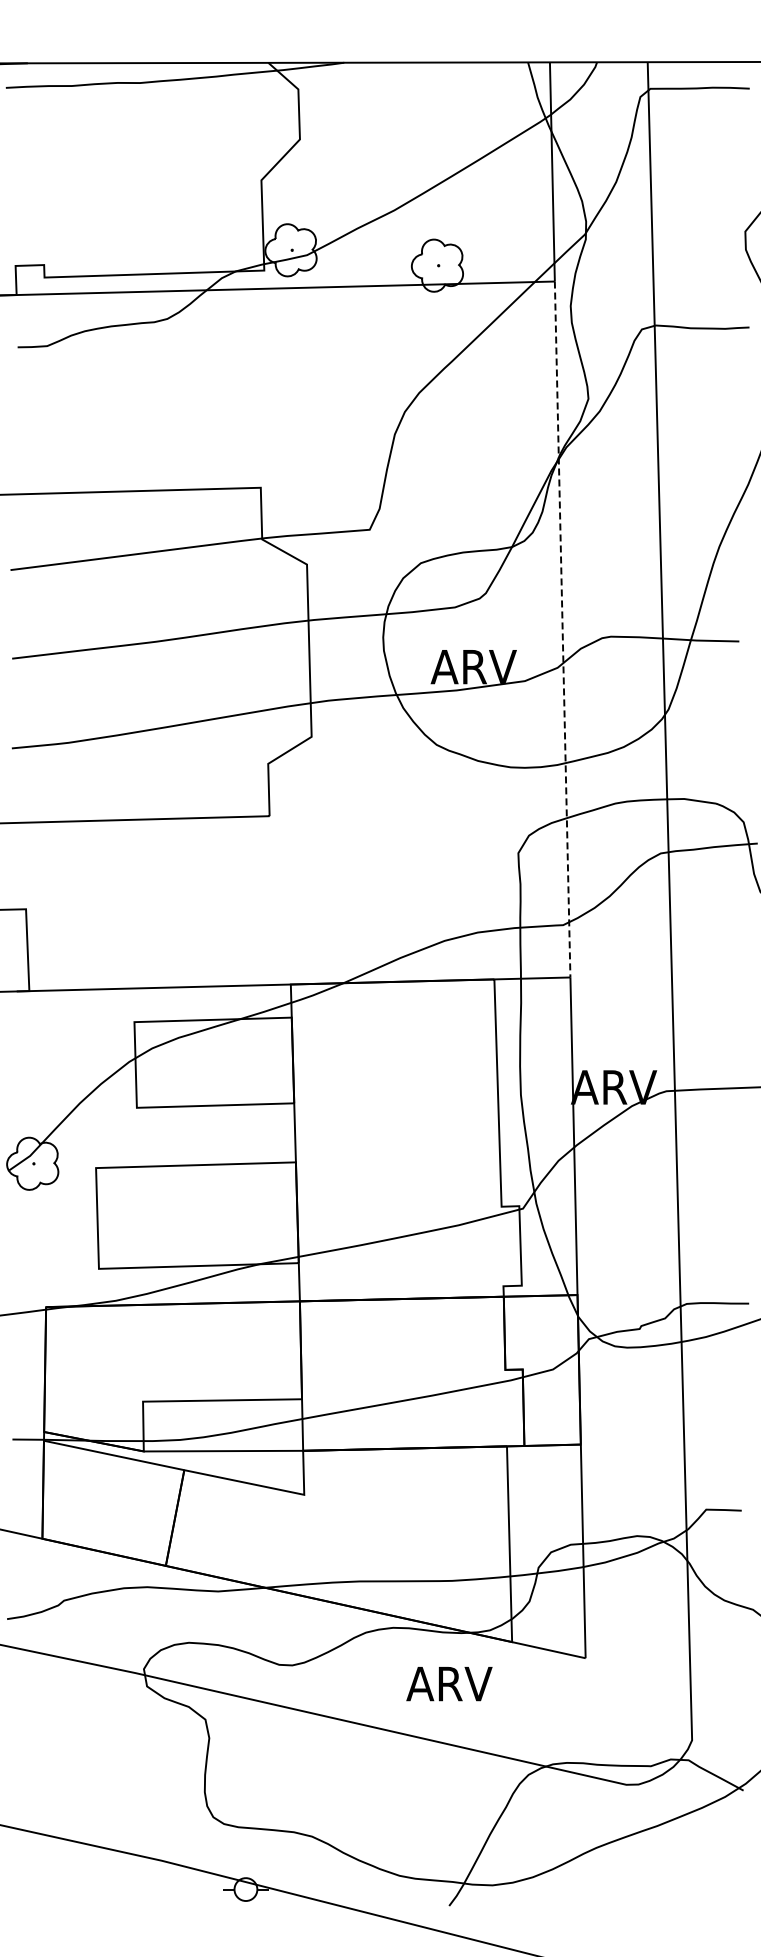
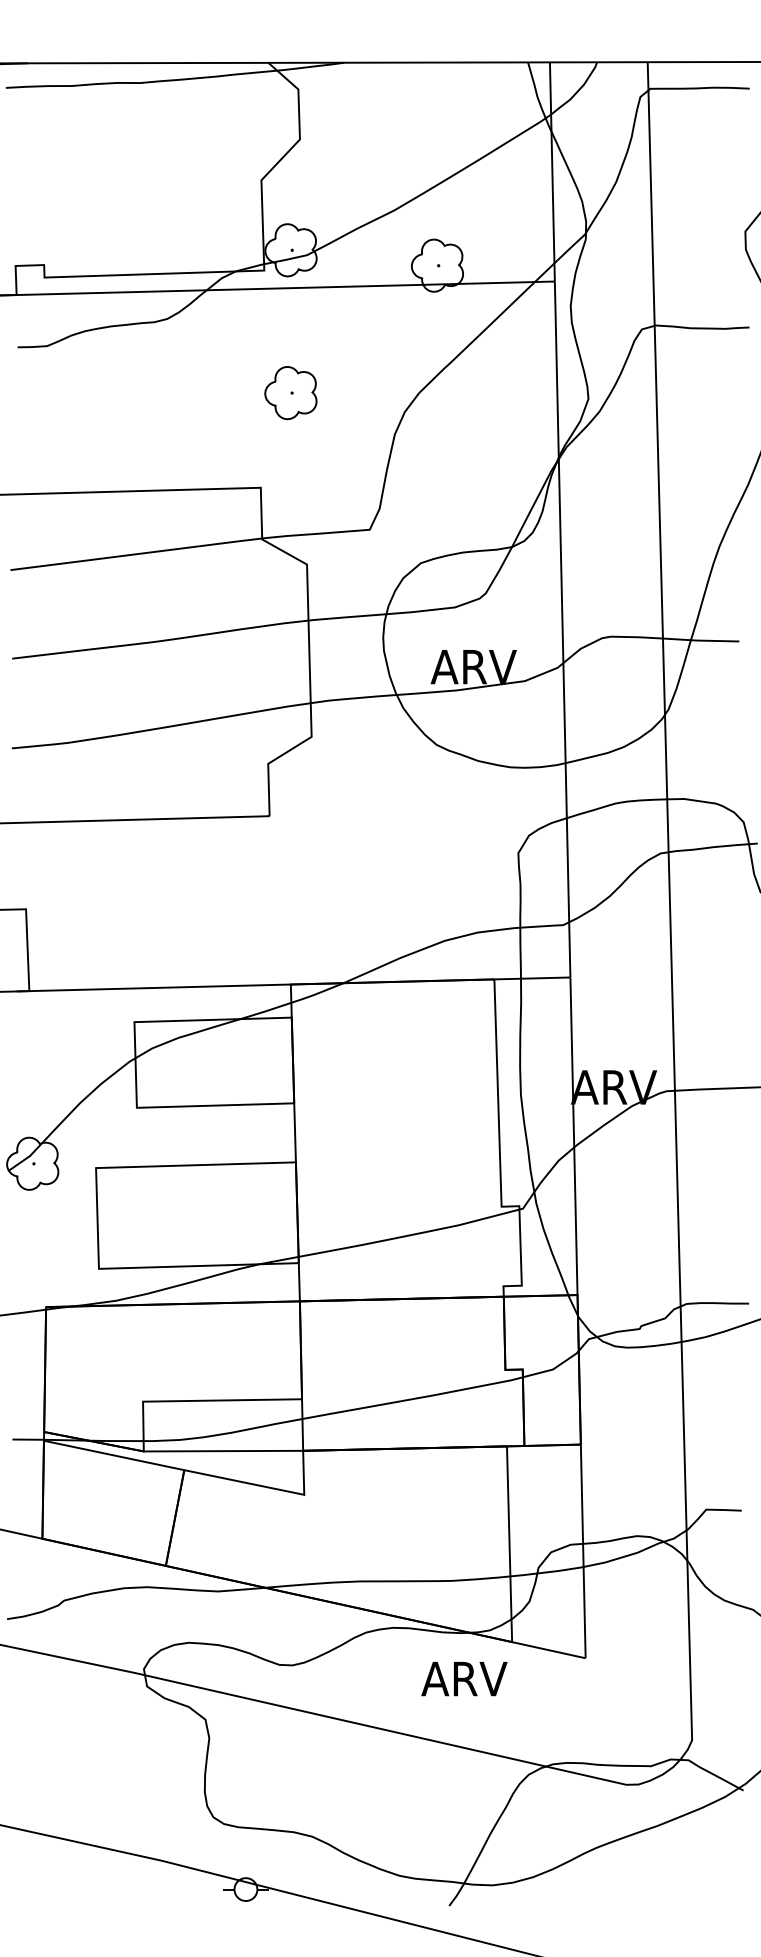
part: none -> present (290, 393)
line: dashed -> solid (562, 630)
text position: (449, 1684) -> (464, 1679) (464, 1679)
